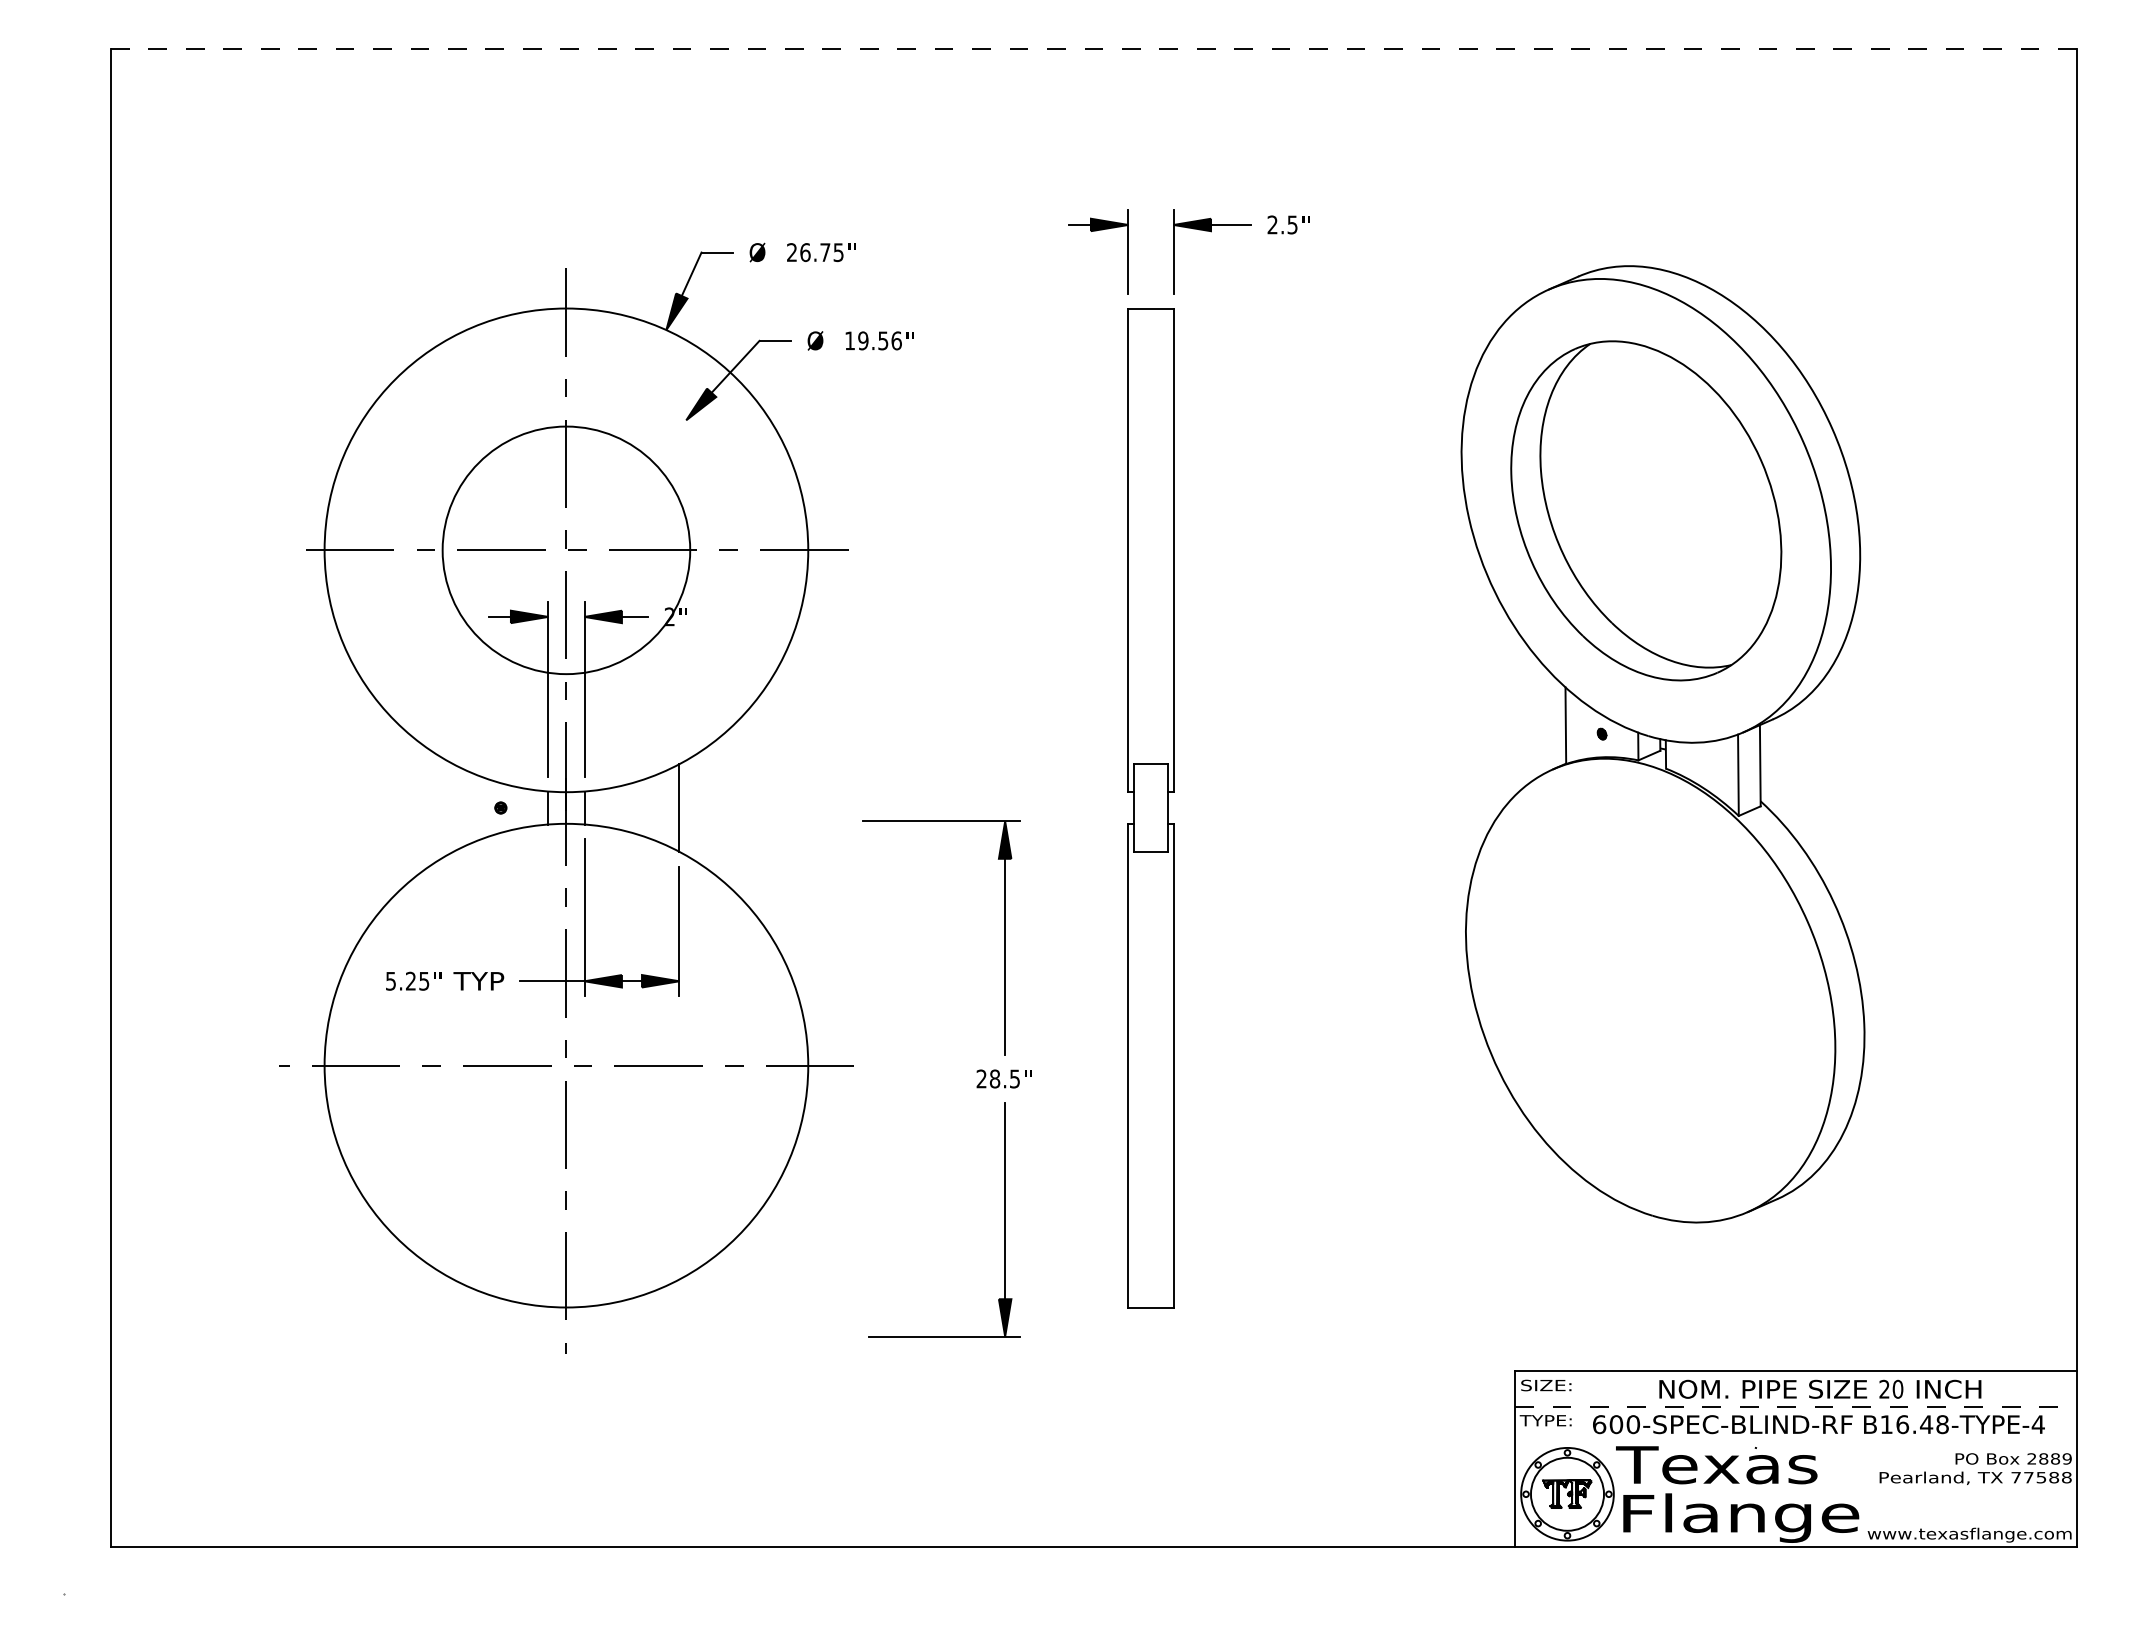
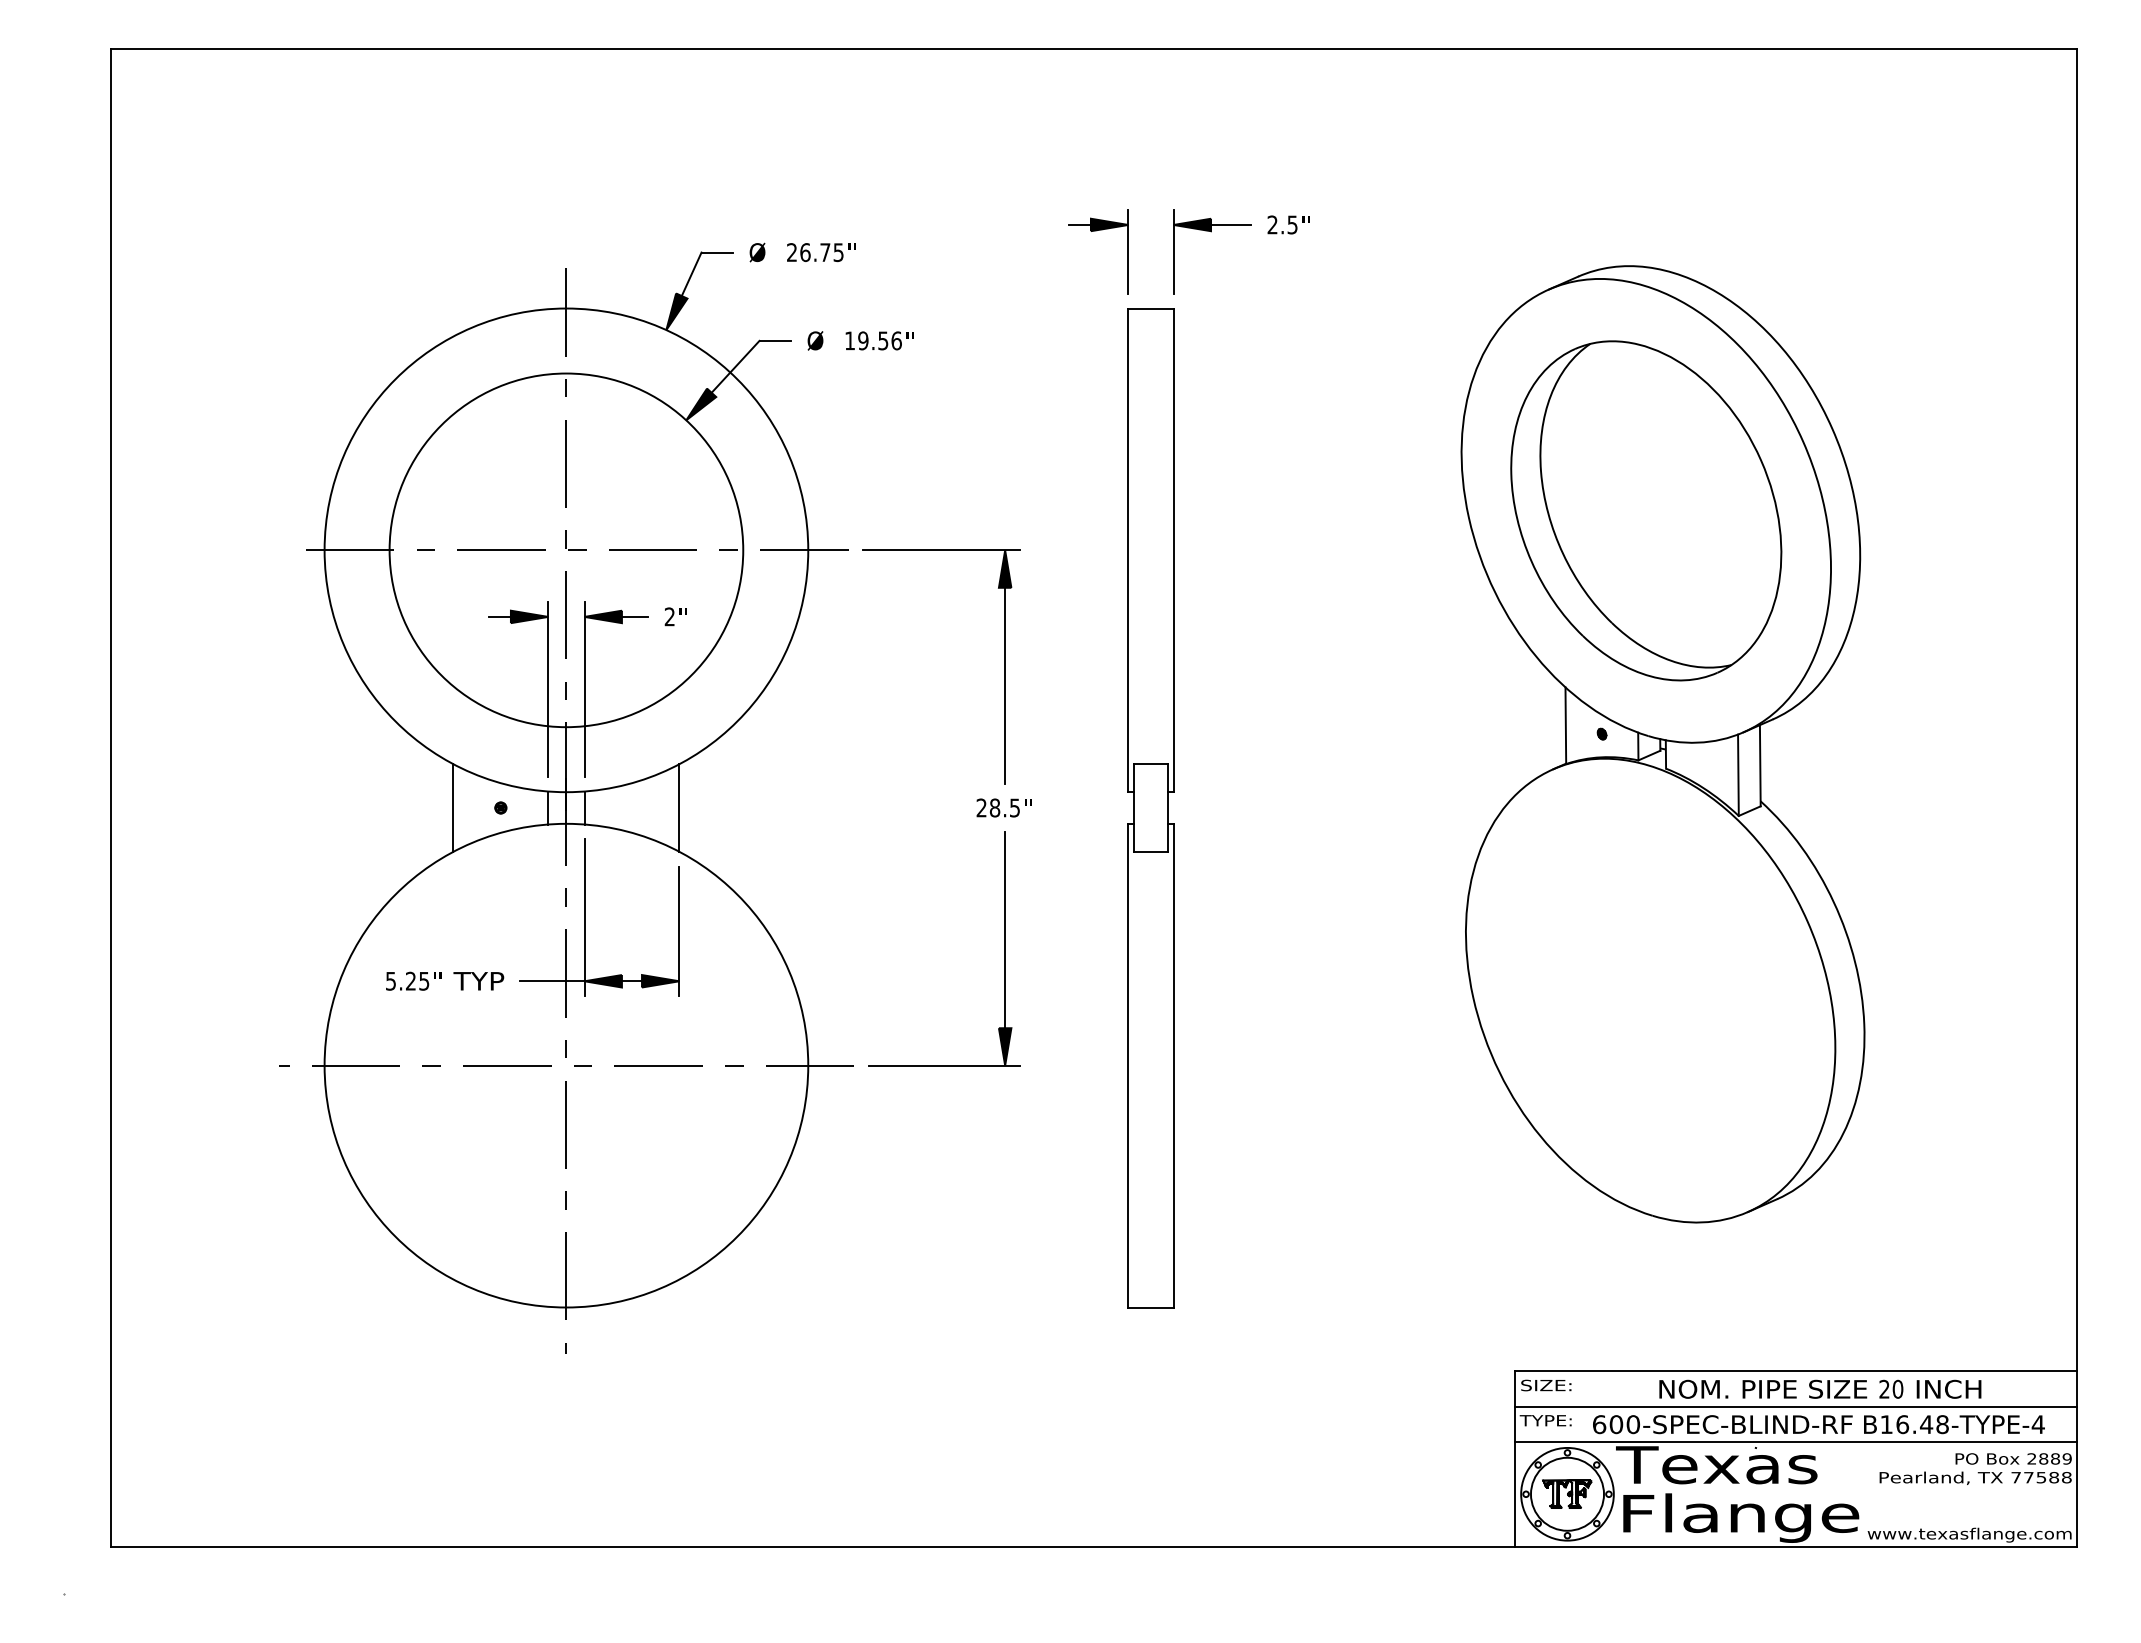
line: dashed -> solid (1093, 49)
circle diameter: 248 px -> 354 px (566, 550)
line: none -> present (453, 807)
part position: (976, 1072) -> (976, 801) (976, 801)
line: dashed -> solid (1795, 1406)
line: none -> present (1795, 1441)
